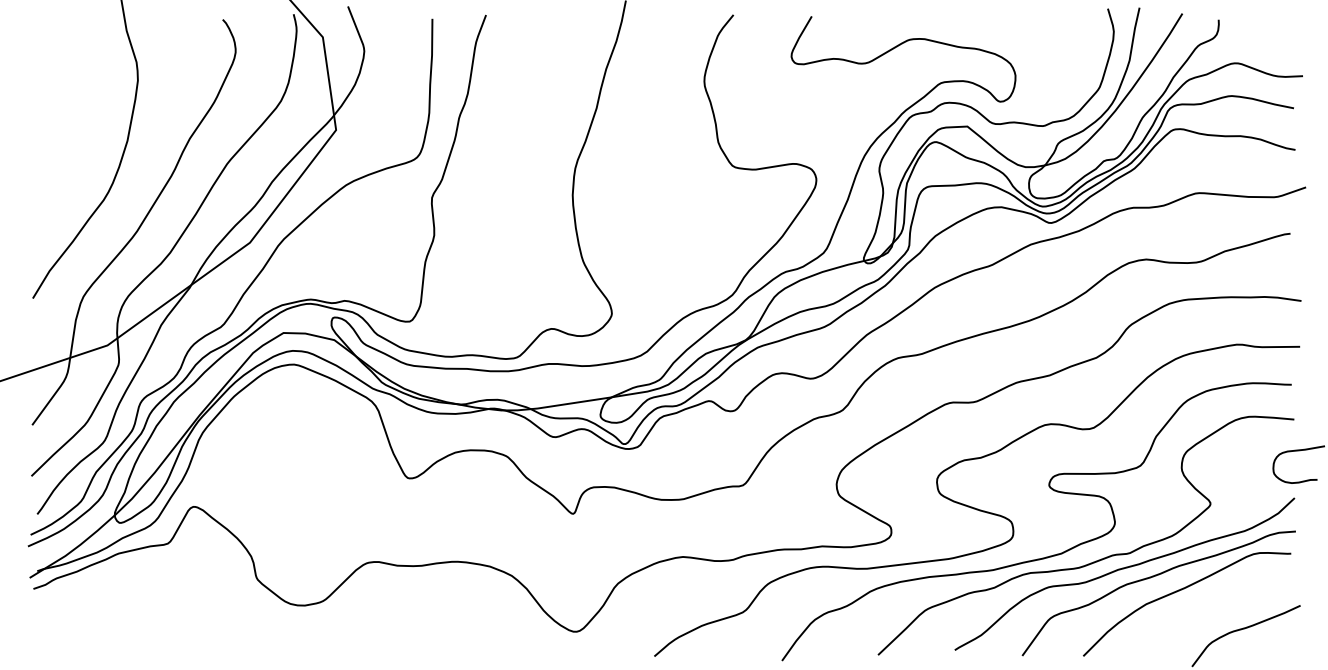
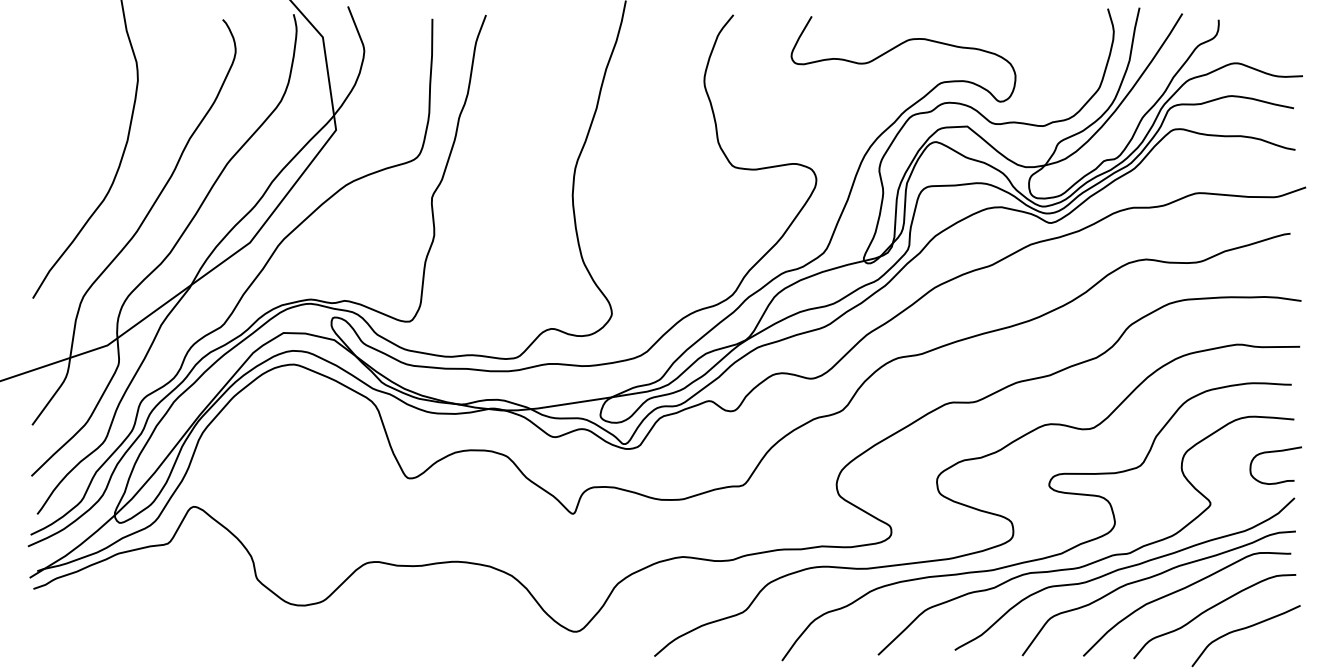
curve position: (1298, 451) -> (1275, 452) (1275, 452)
curve: none -> present (1210, 609)
